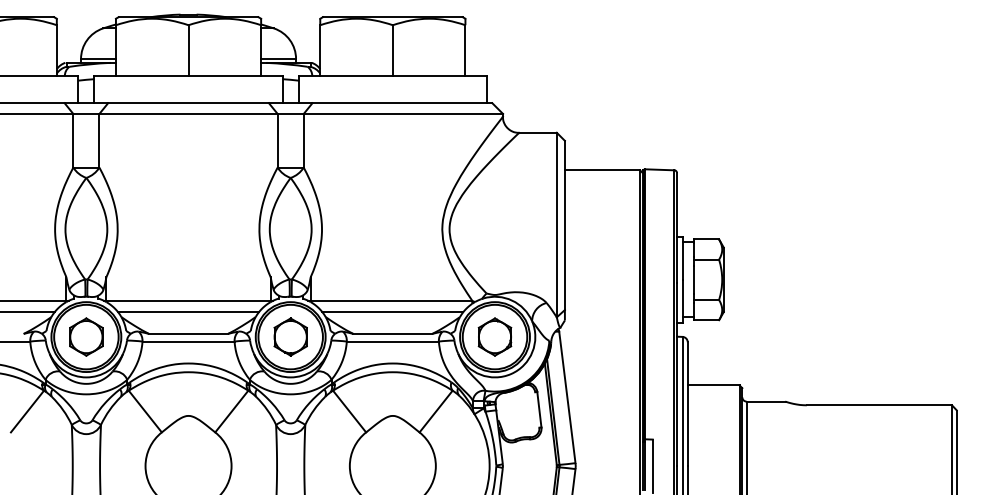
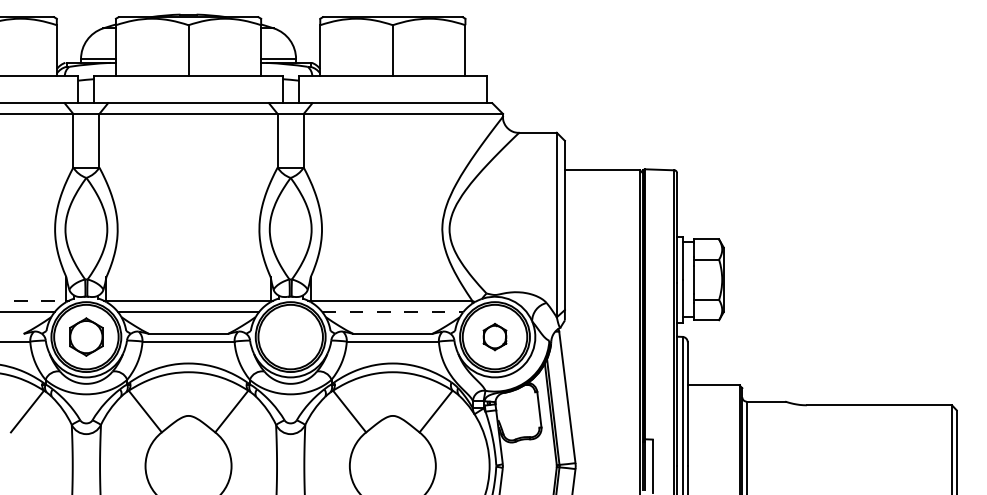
line: solid -> dashed (33, 300)
line: solid -> dashed (393, 312)
part: present -> none (290, 336)
part size: 36x40 px -> 26x29 px (494, 337)
